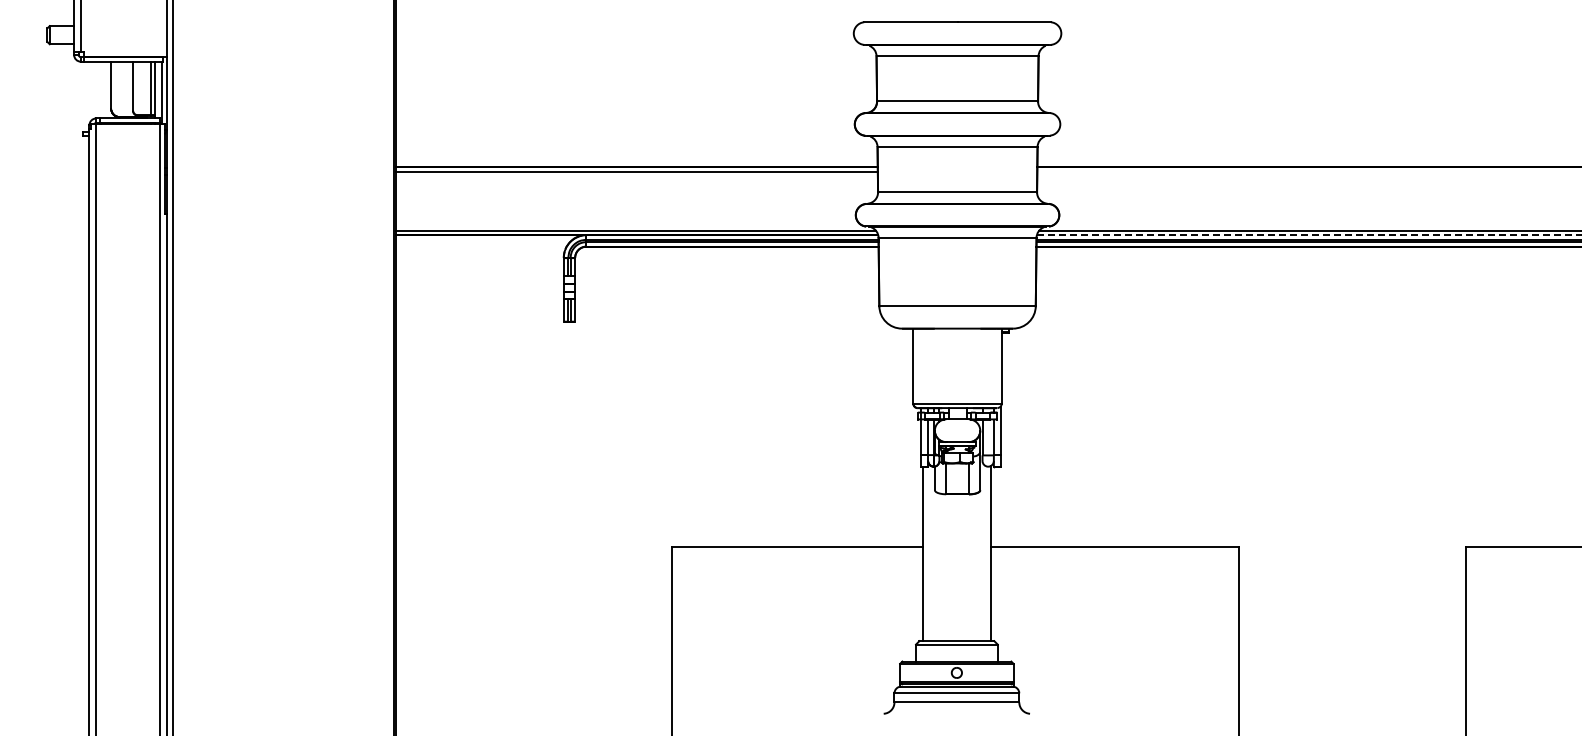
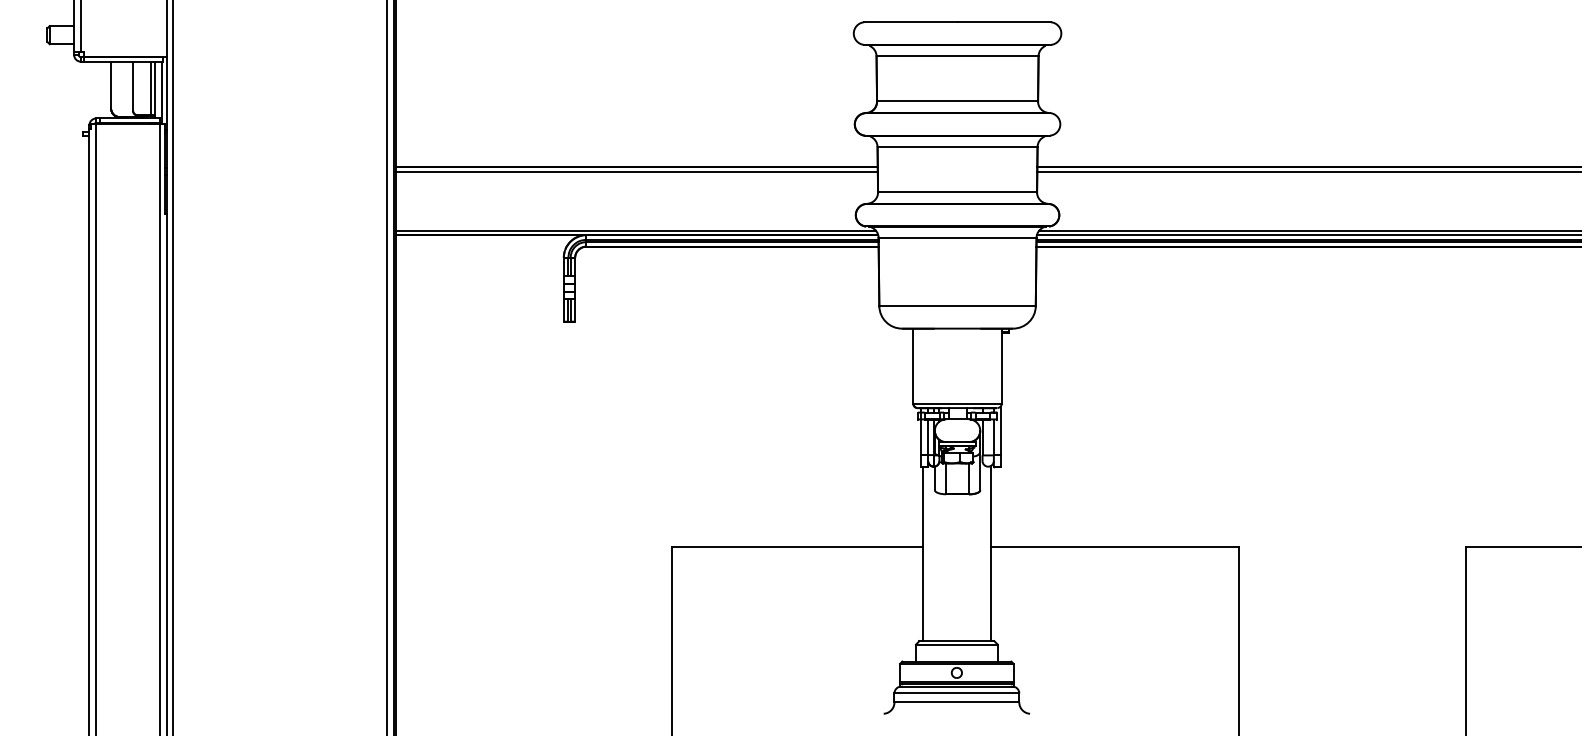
line: none -> present (1307, 171)
line: dashed -> solid (1309, 235)
line: none -> present (386, 367)
